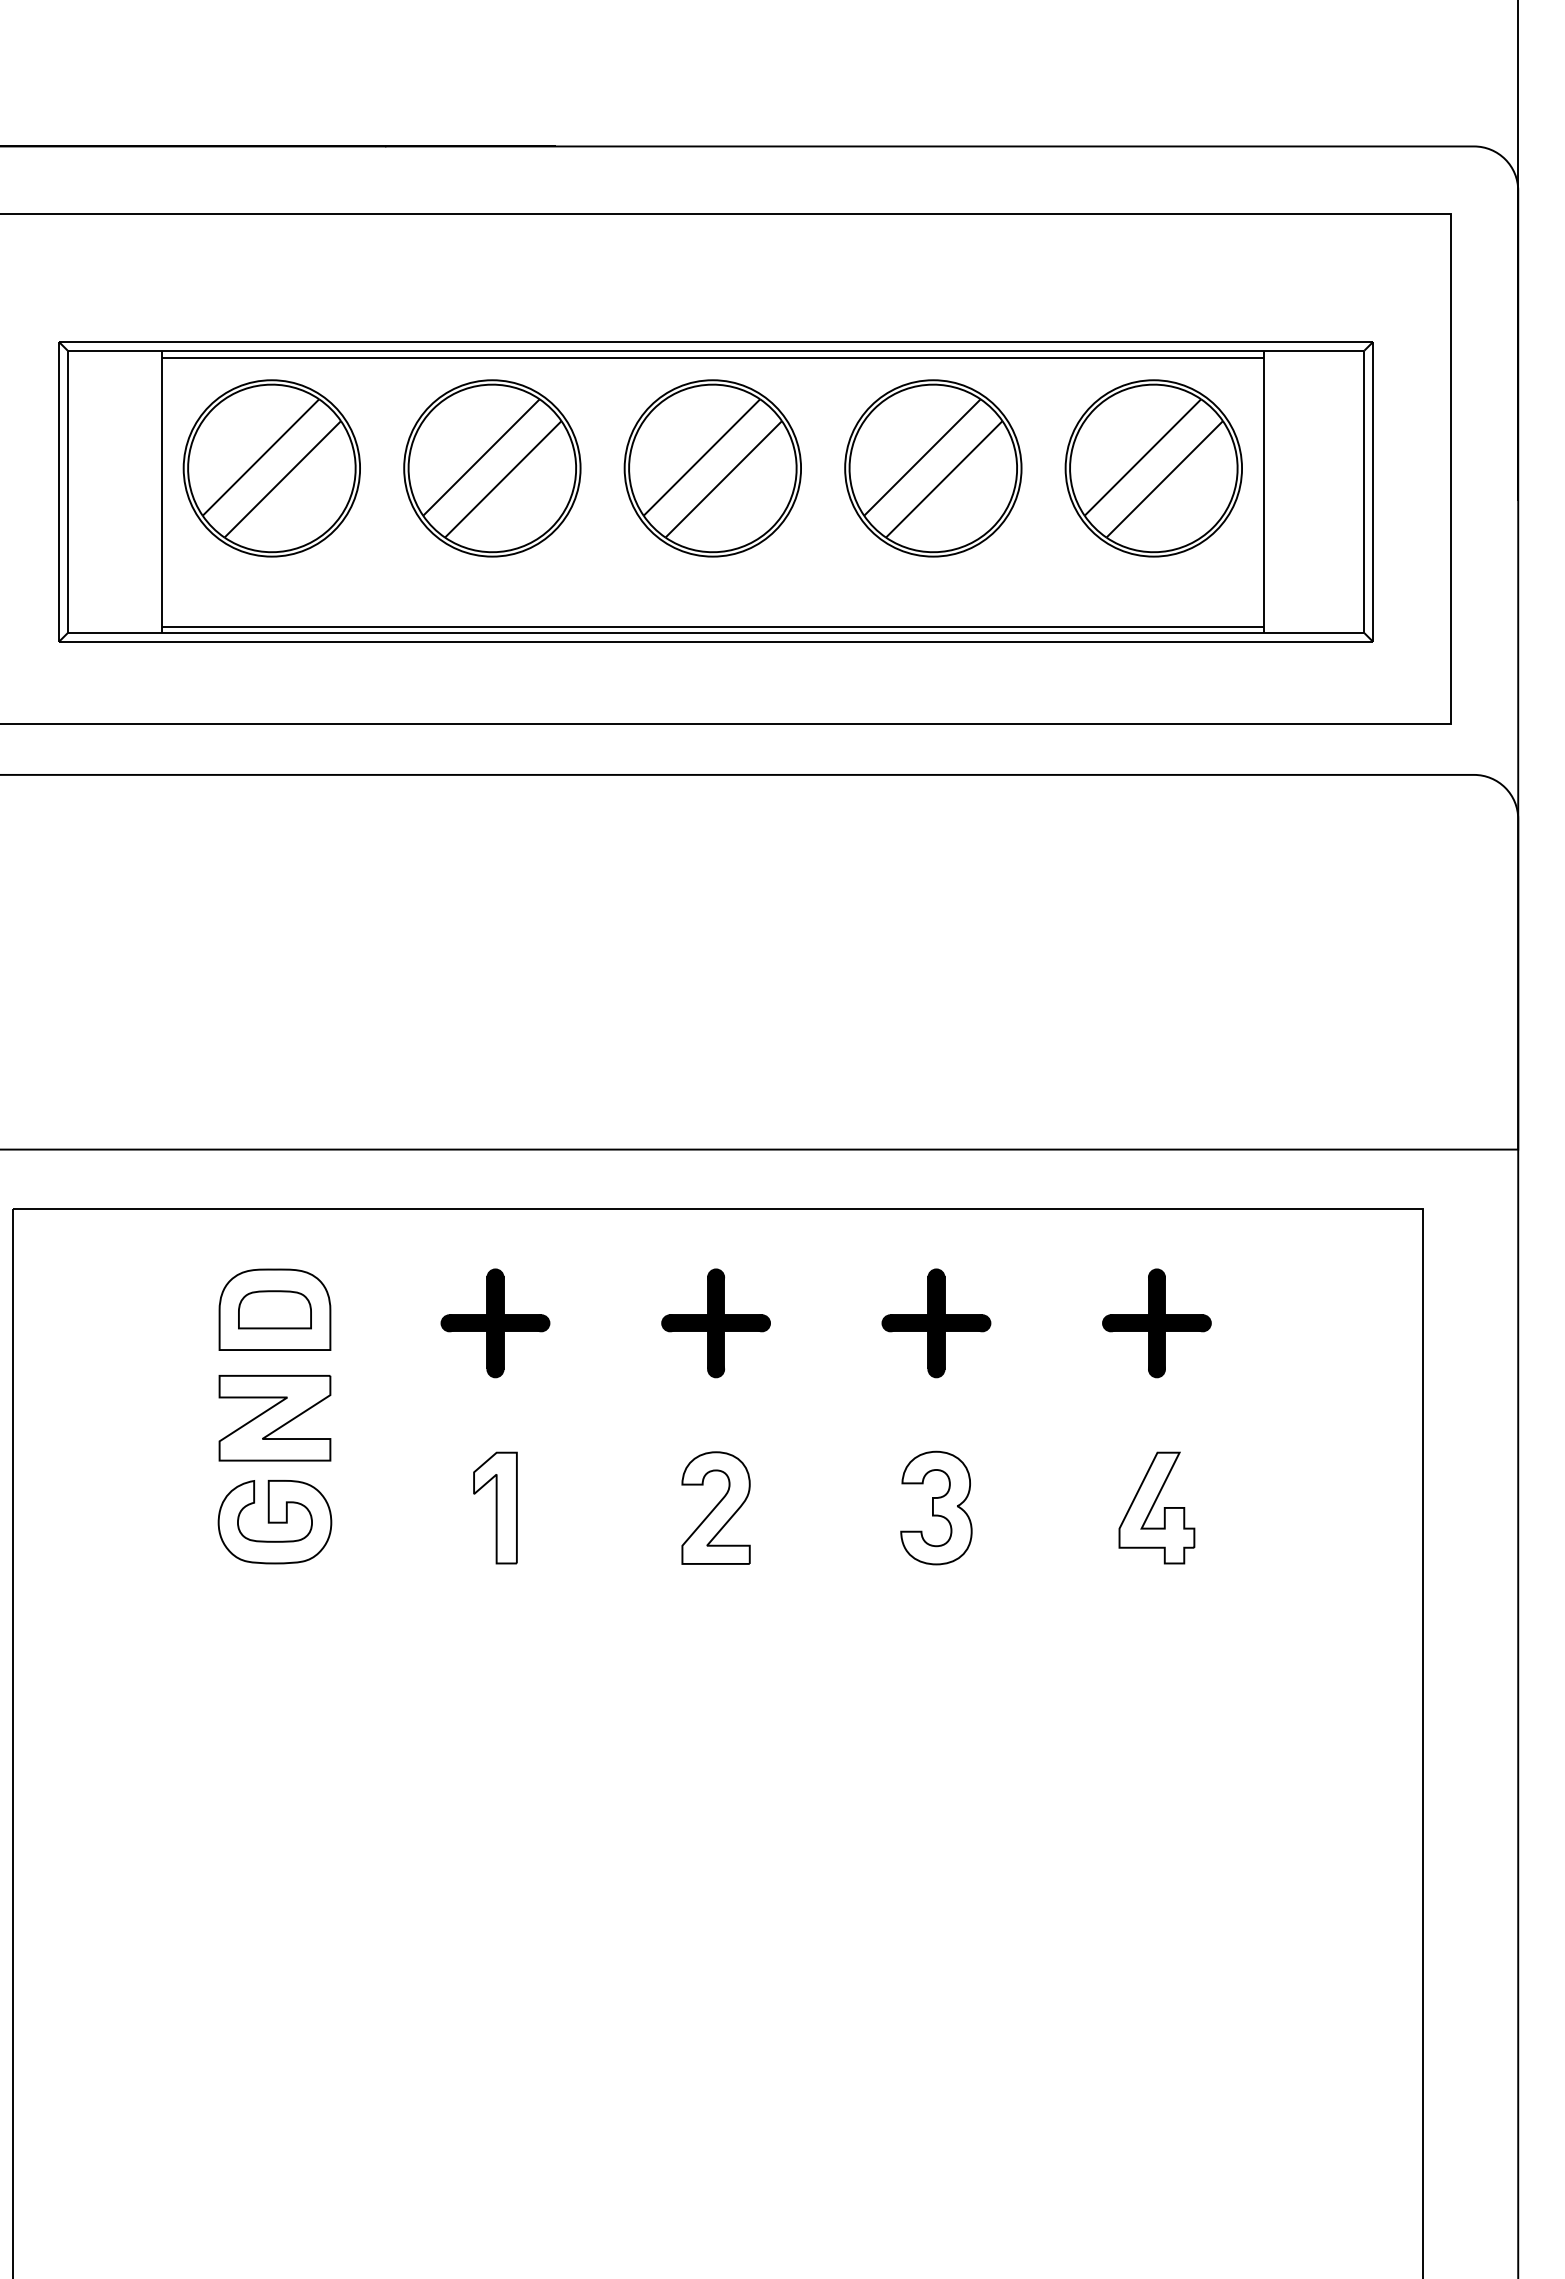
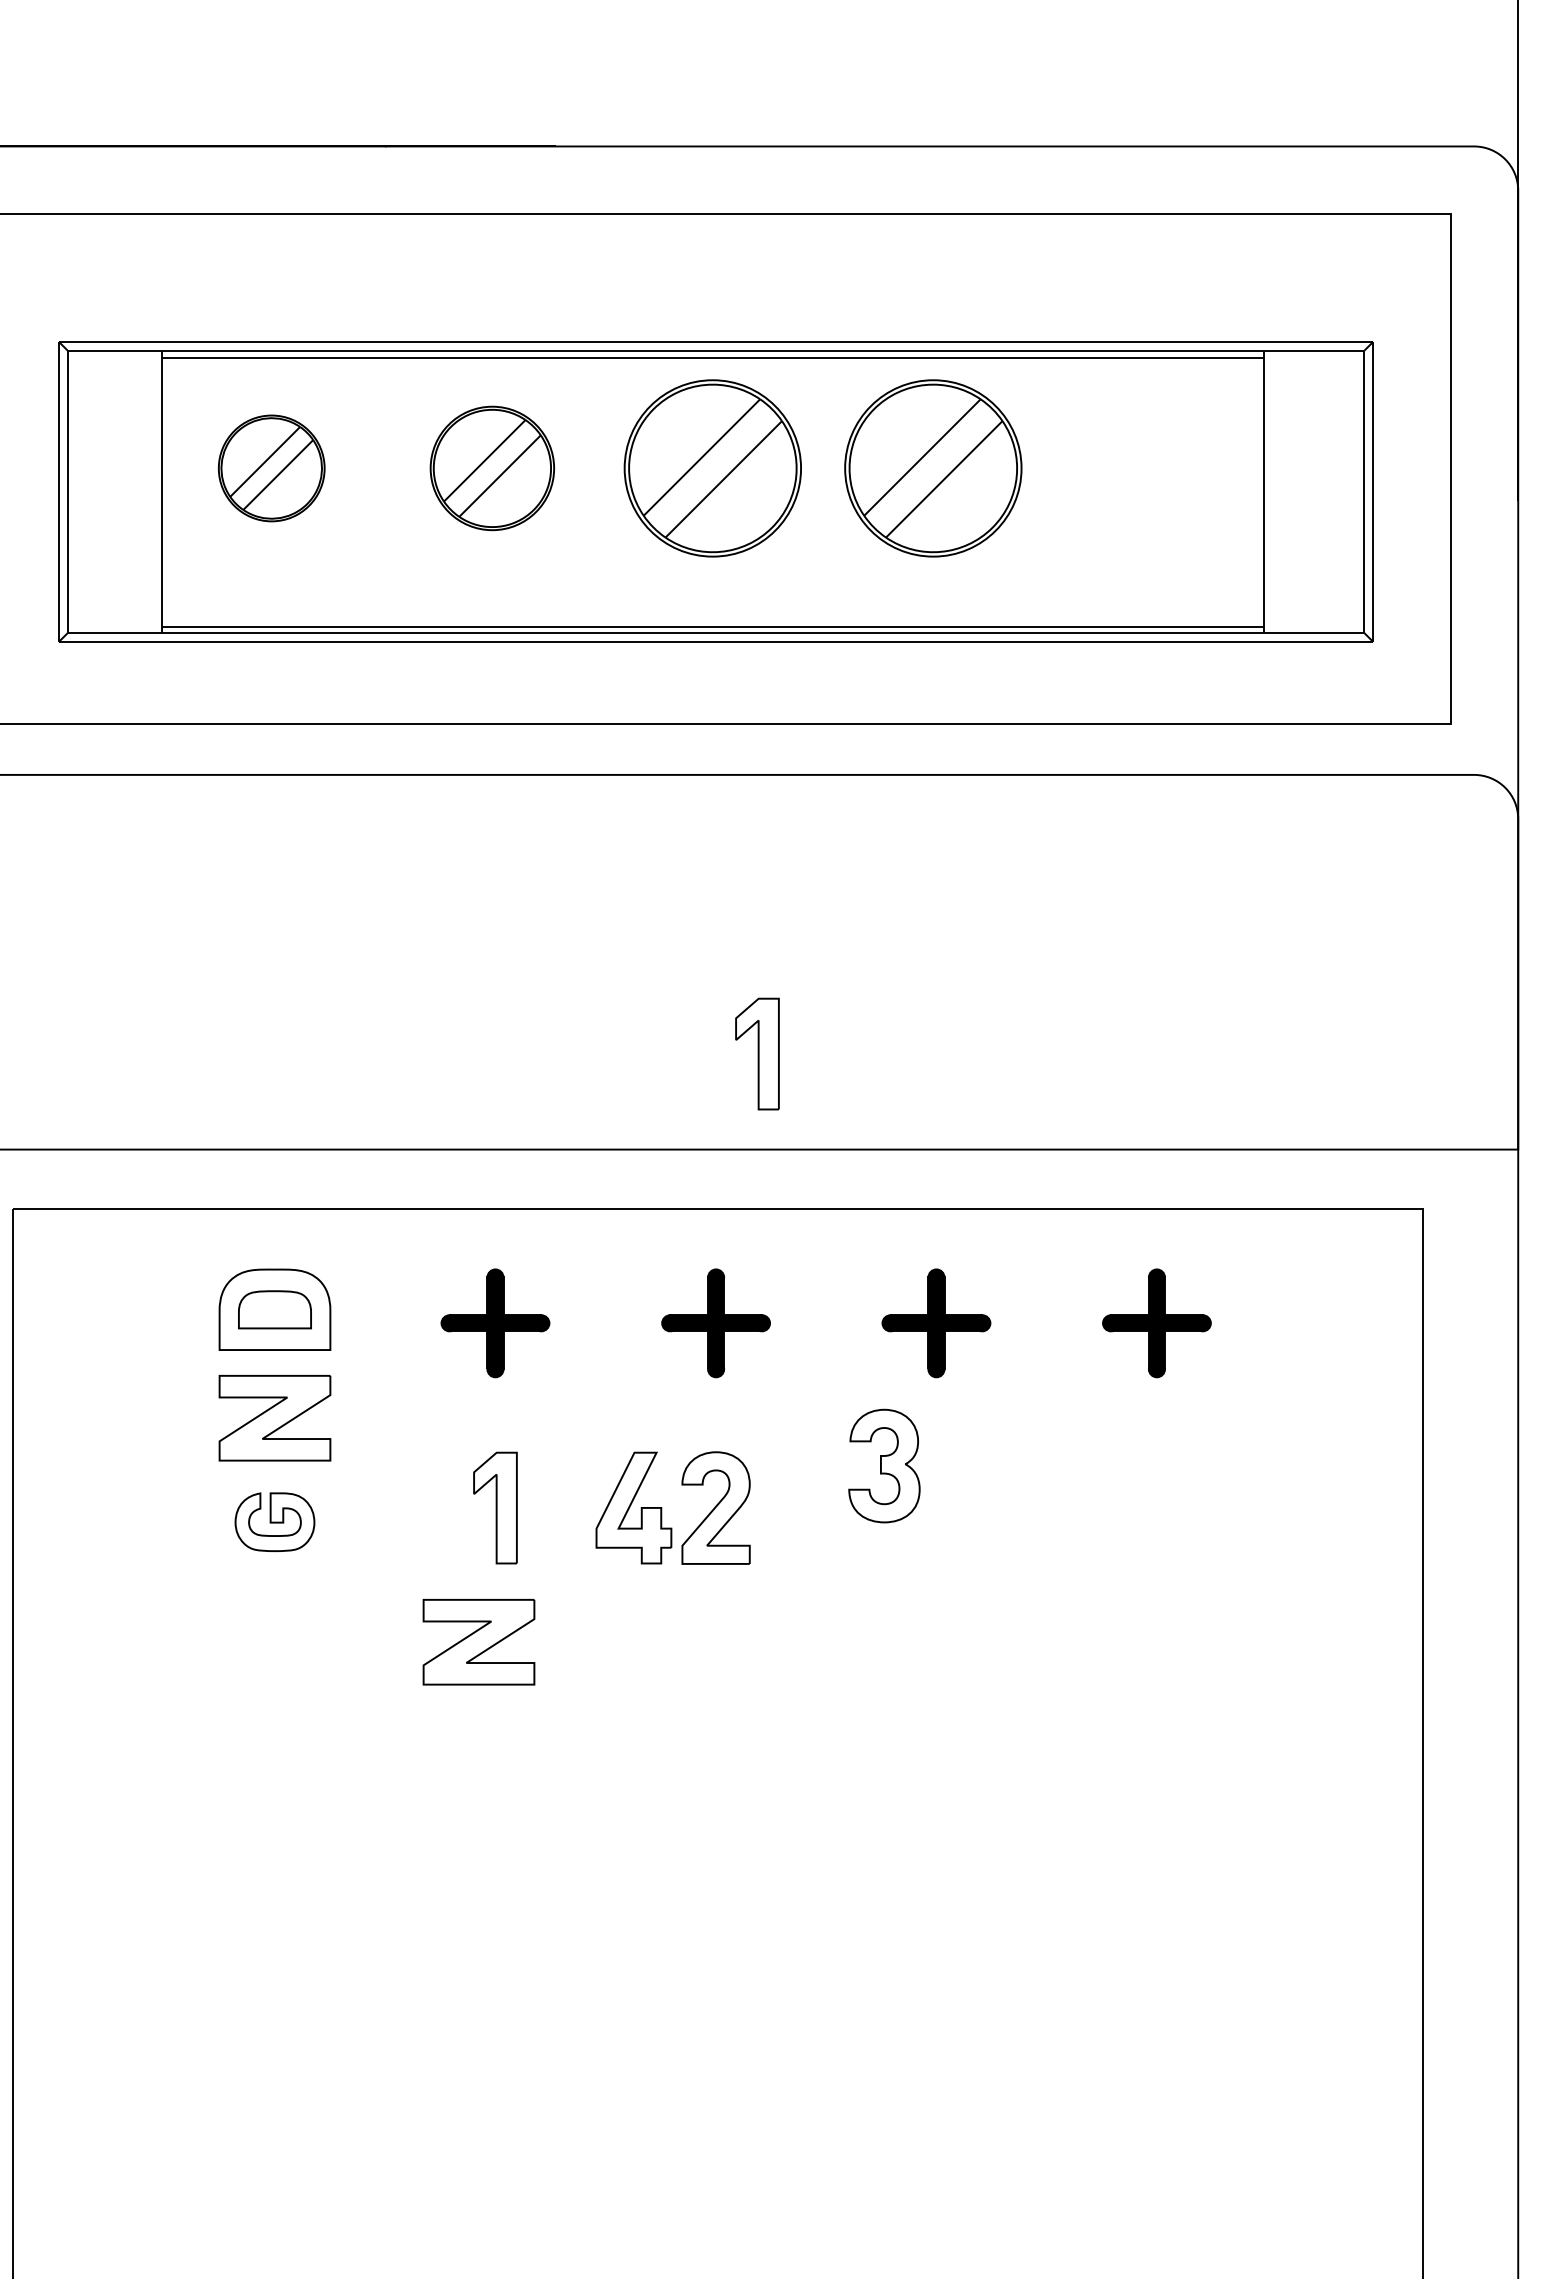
part size: 179x179 px -> 109x109 px (271, 468)
part size: 179x179 px -> 126x127 px (491, 468)
part: present -> none (1153, 468)
part: none -> present (757, 1053)
part position: (936, 1507) -> (884, 1465) (884, 1465)
part position: (1156, 1507) -> (633, 1507) (633, 1507)
part size: 116x85 px -> 82x61 px (274, 1522)
part: none -> present (478, 1642)
